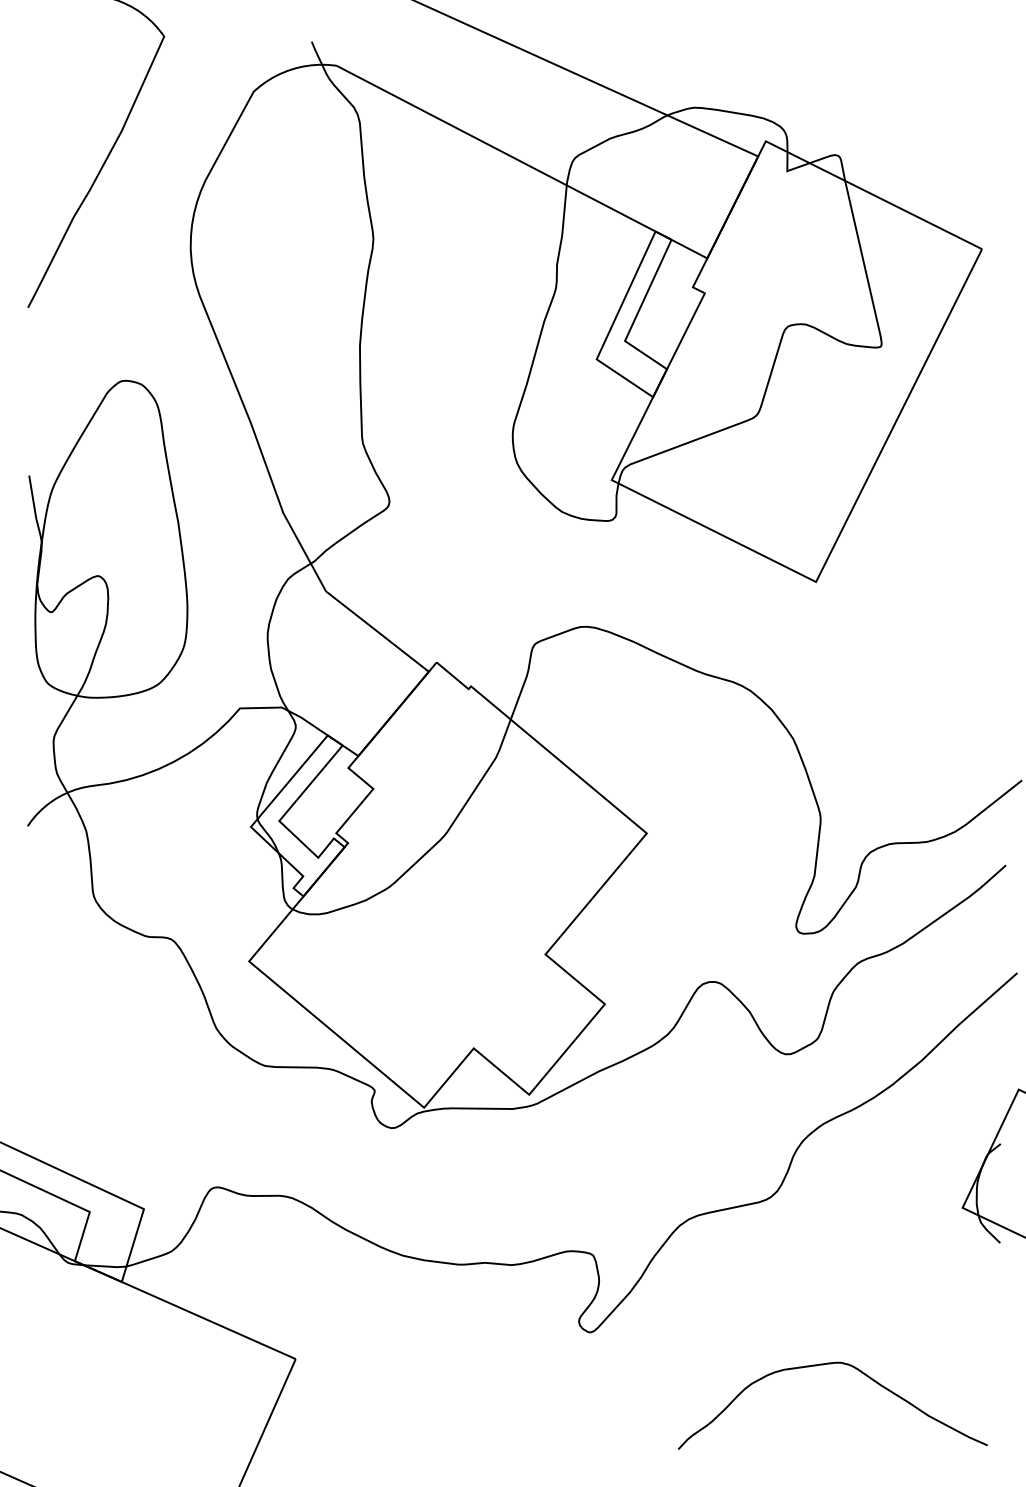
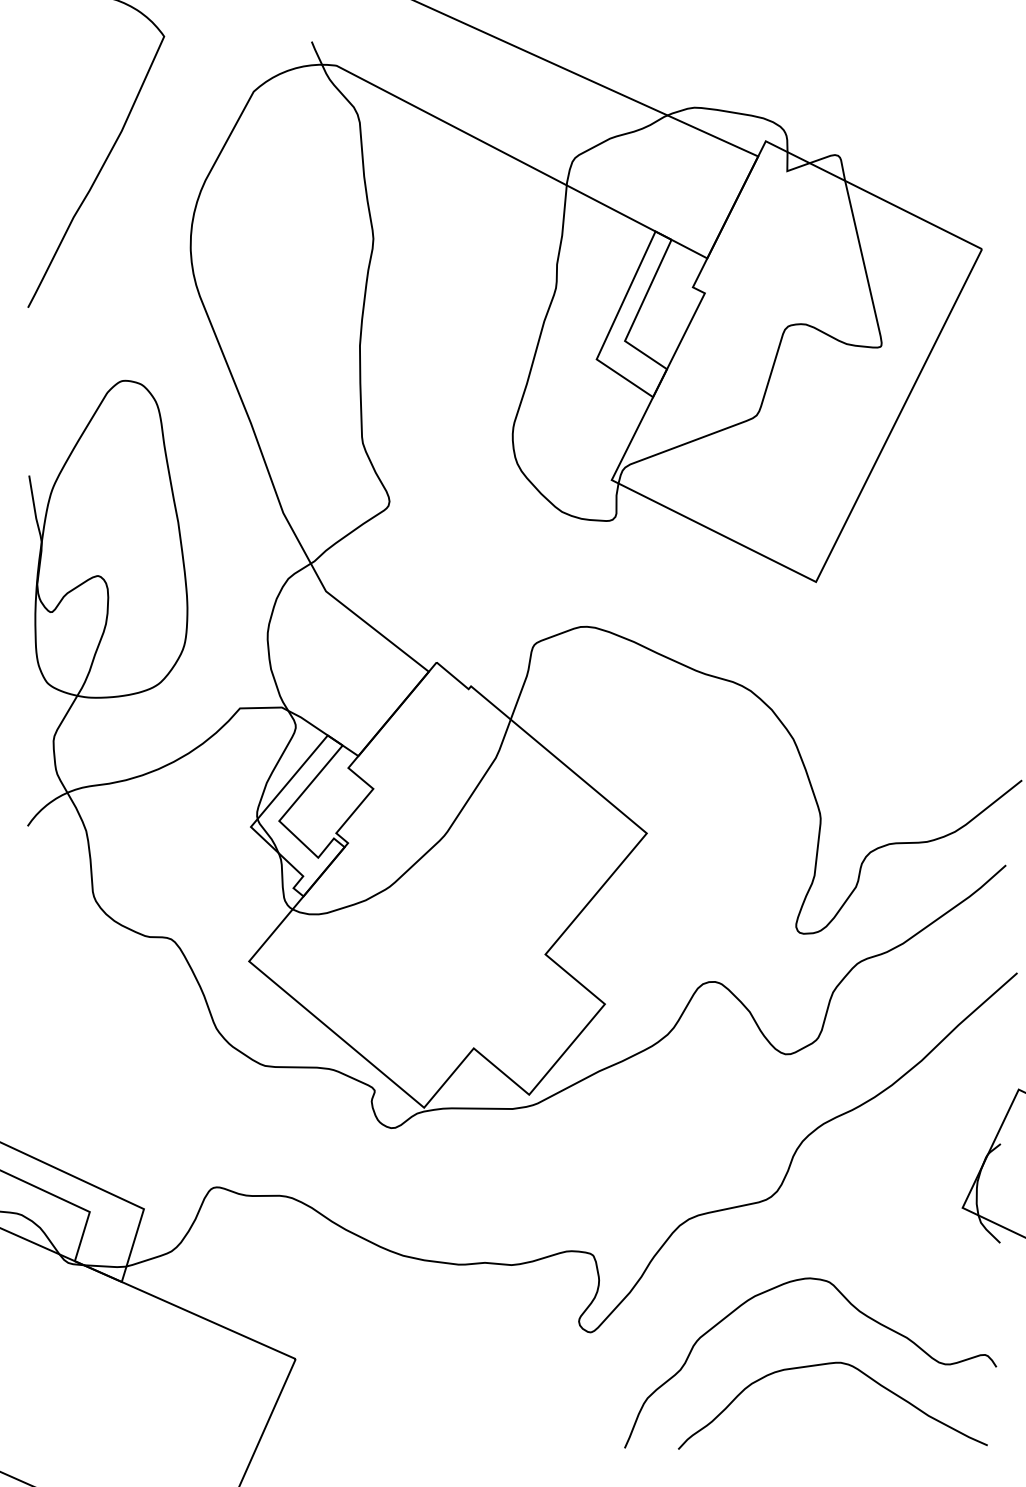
curve: none -> present (854, 1308)
